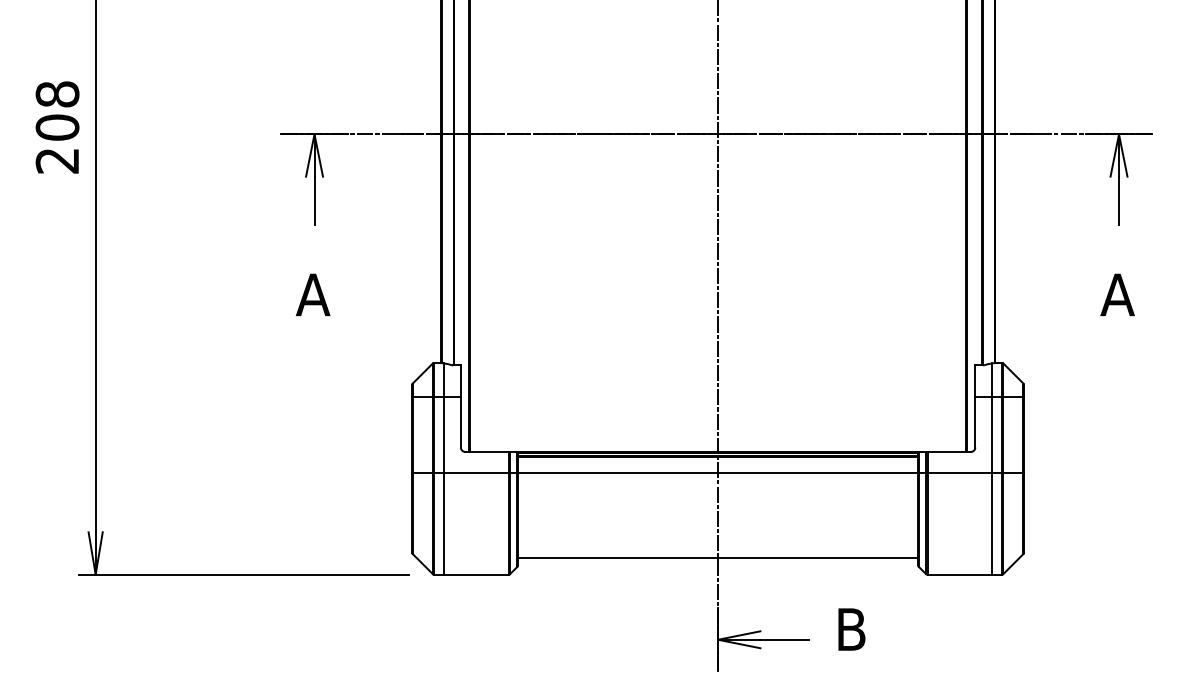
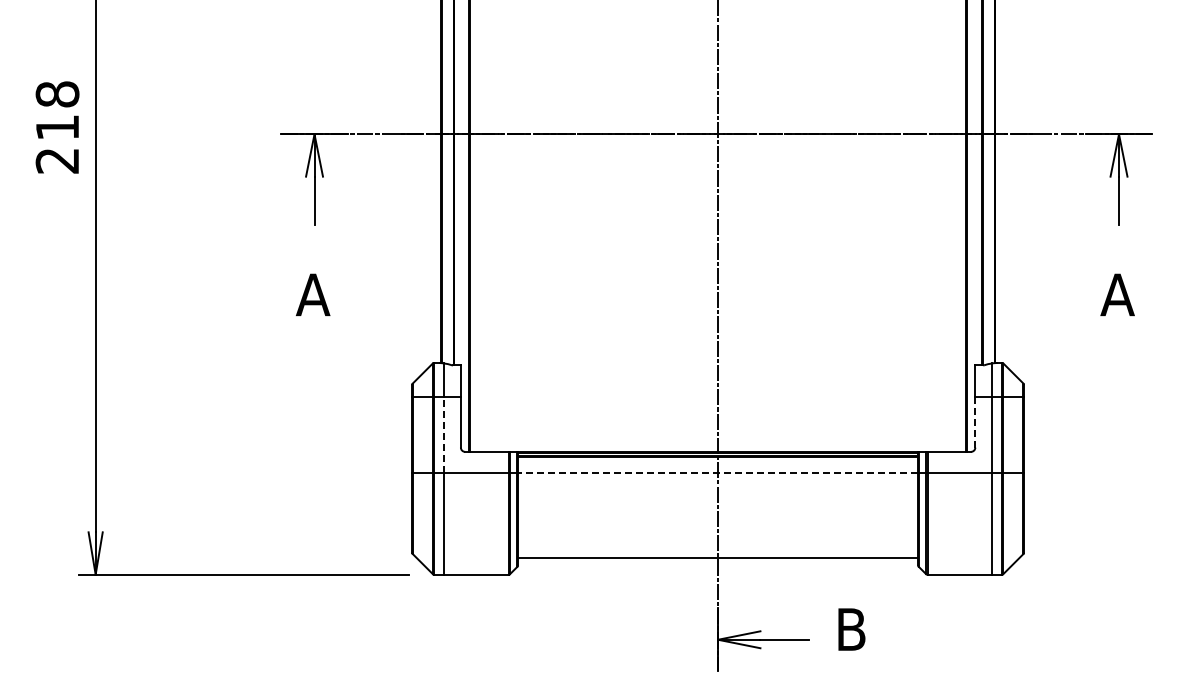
text: 208 -> 218 (57, 127)
line: solid -> dashed (975, 422)
line: solid -> dashed (443, 434)
line: solid -> dashed (717, 473)
